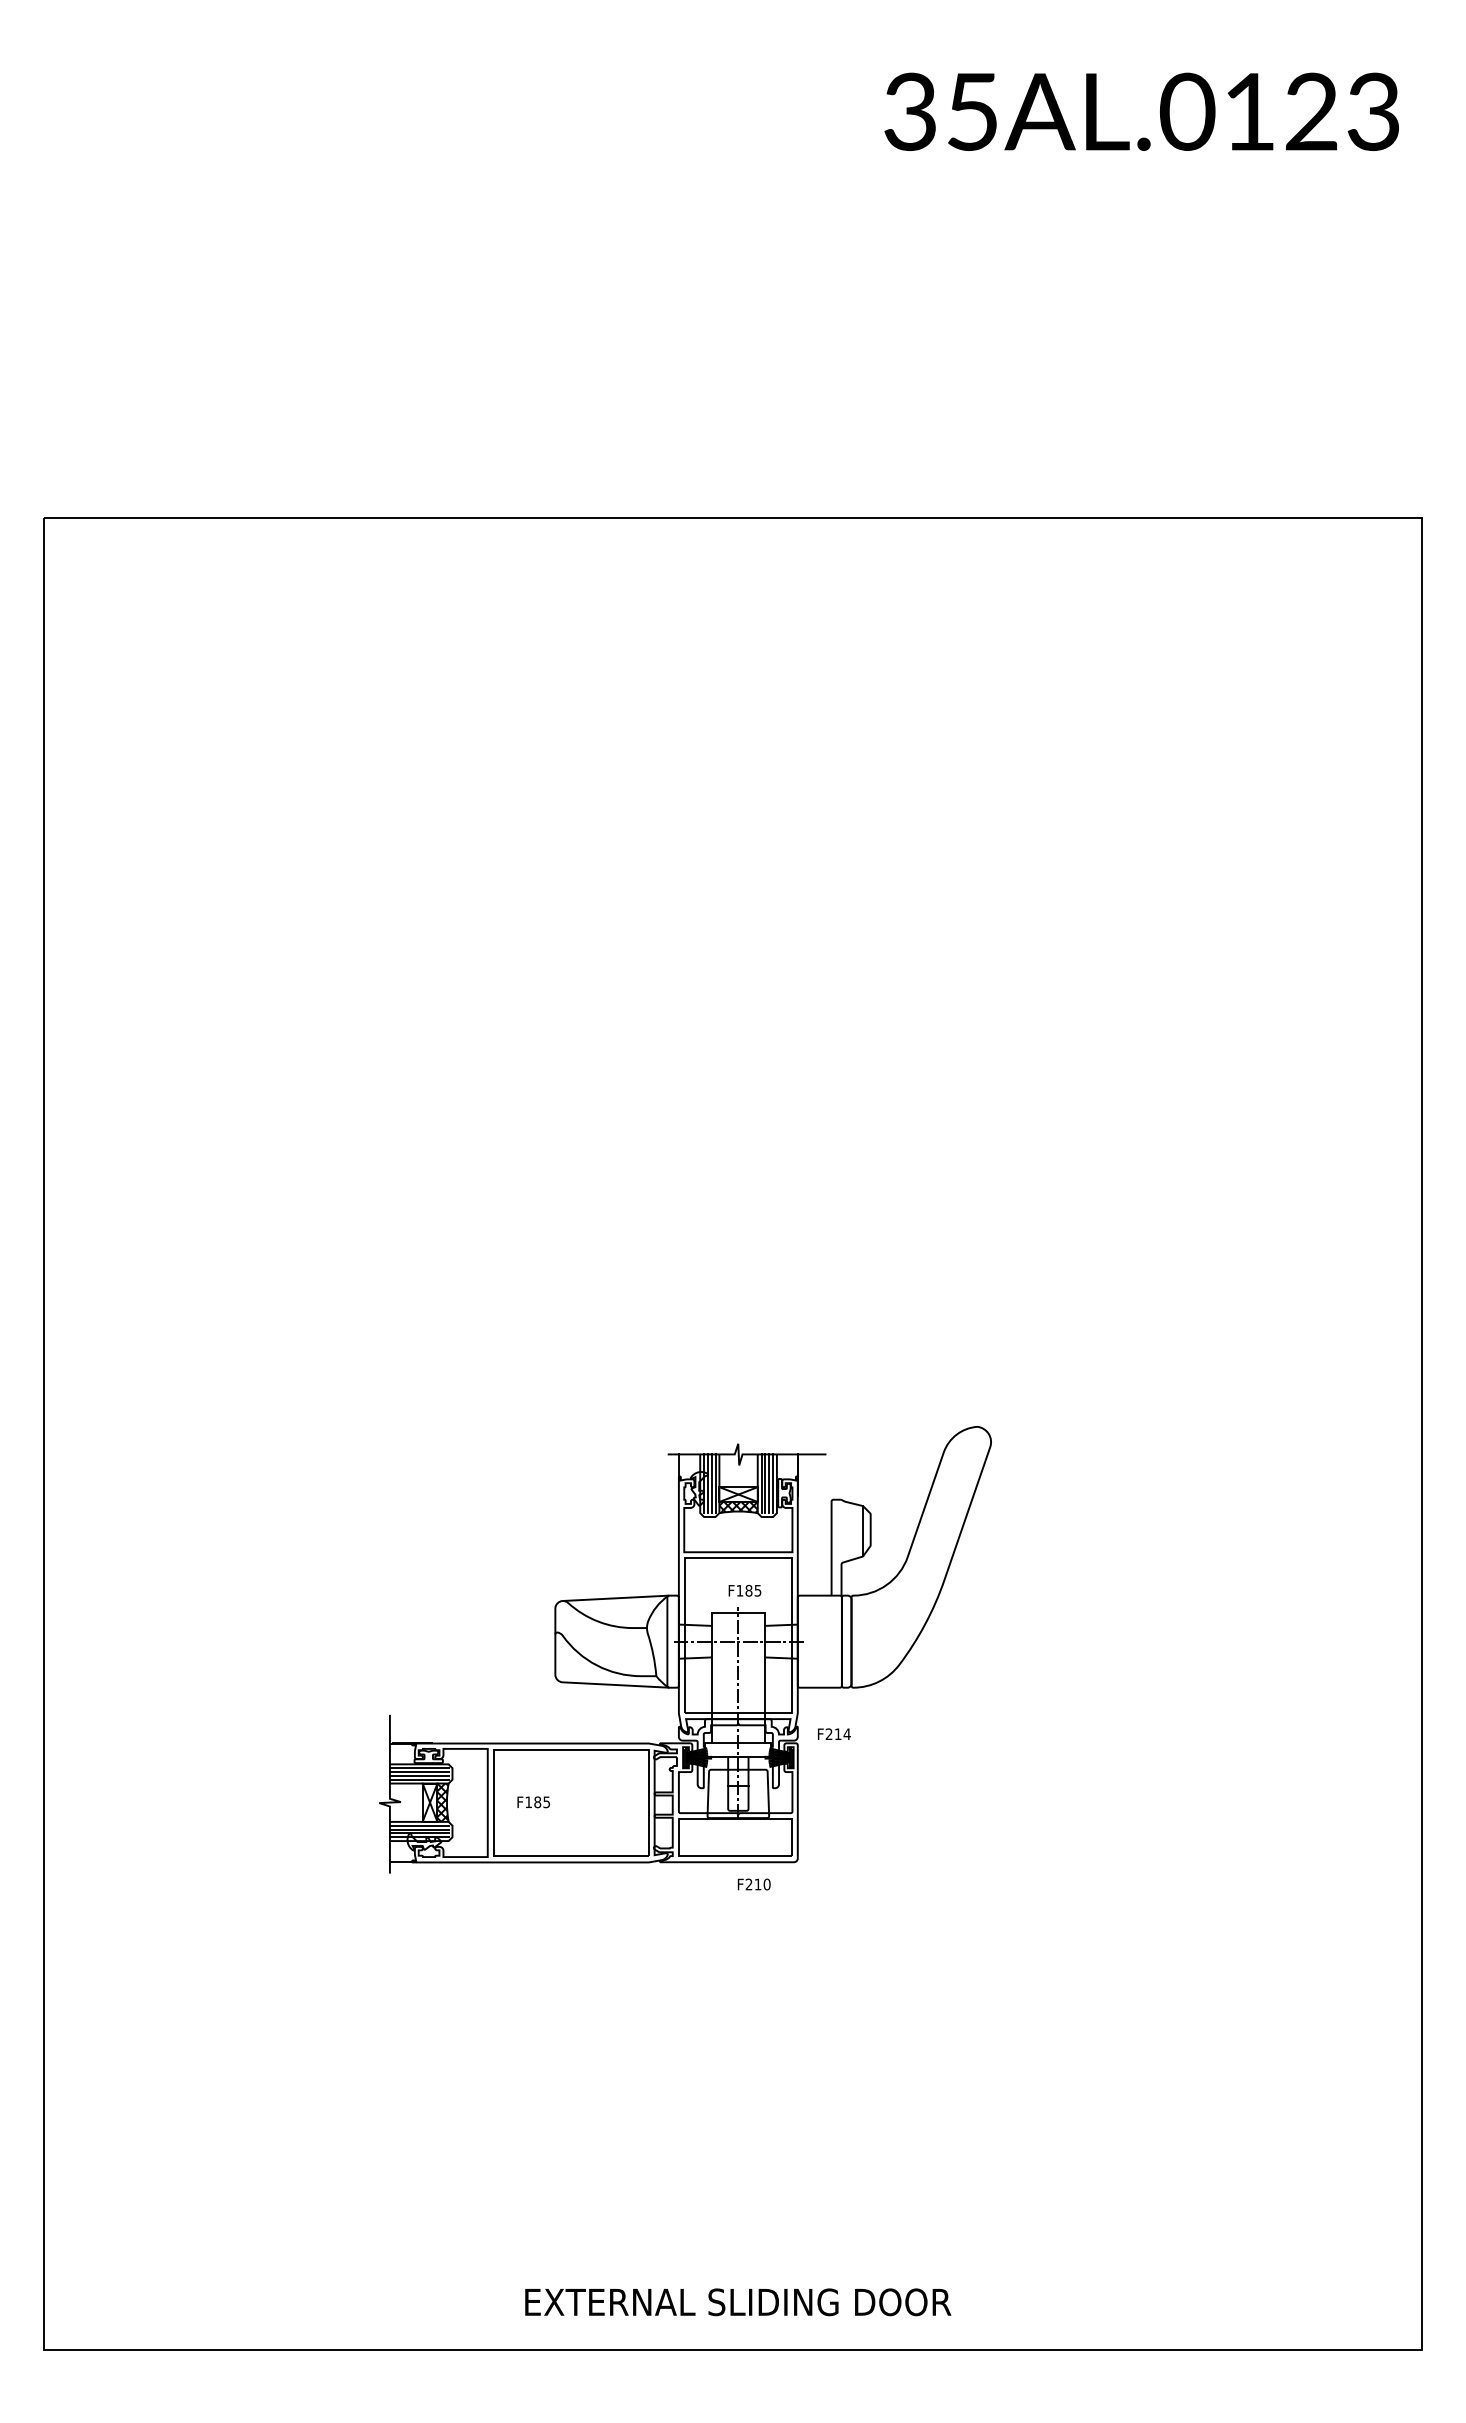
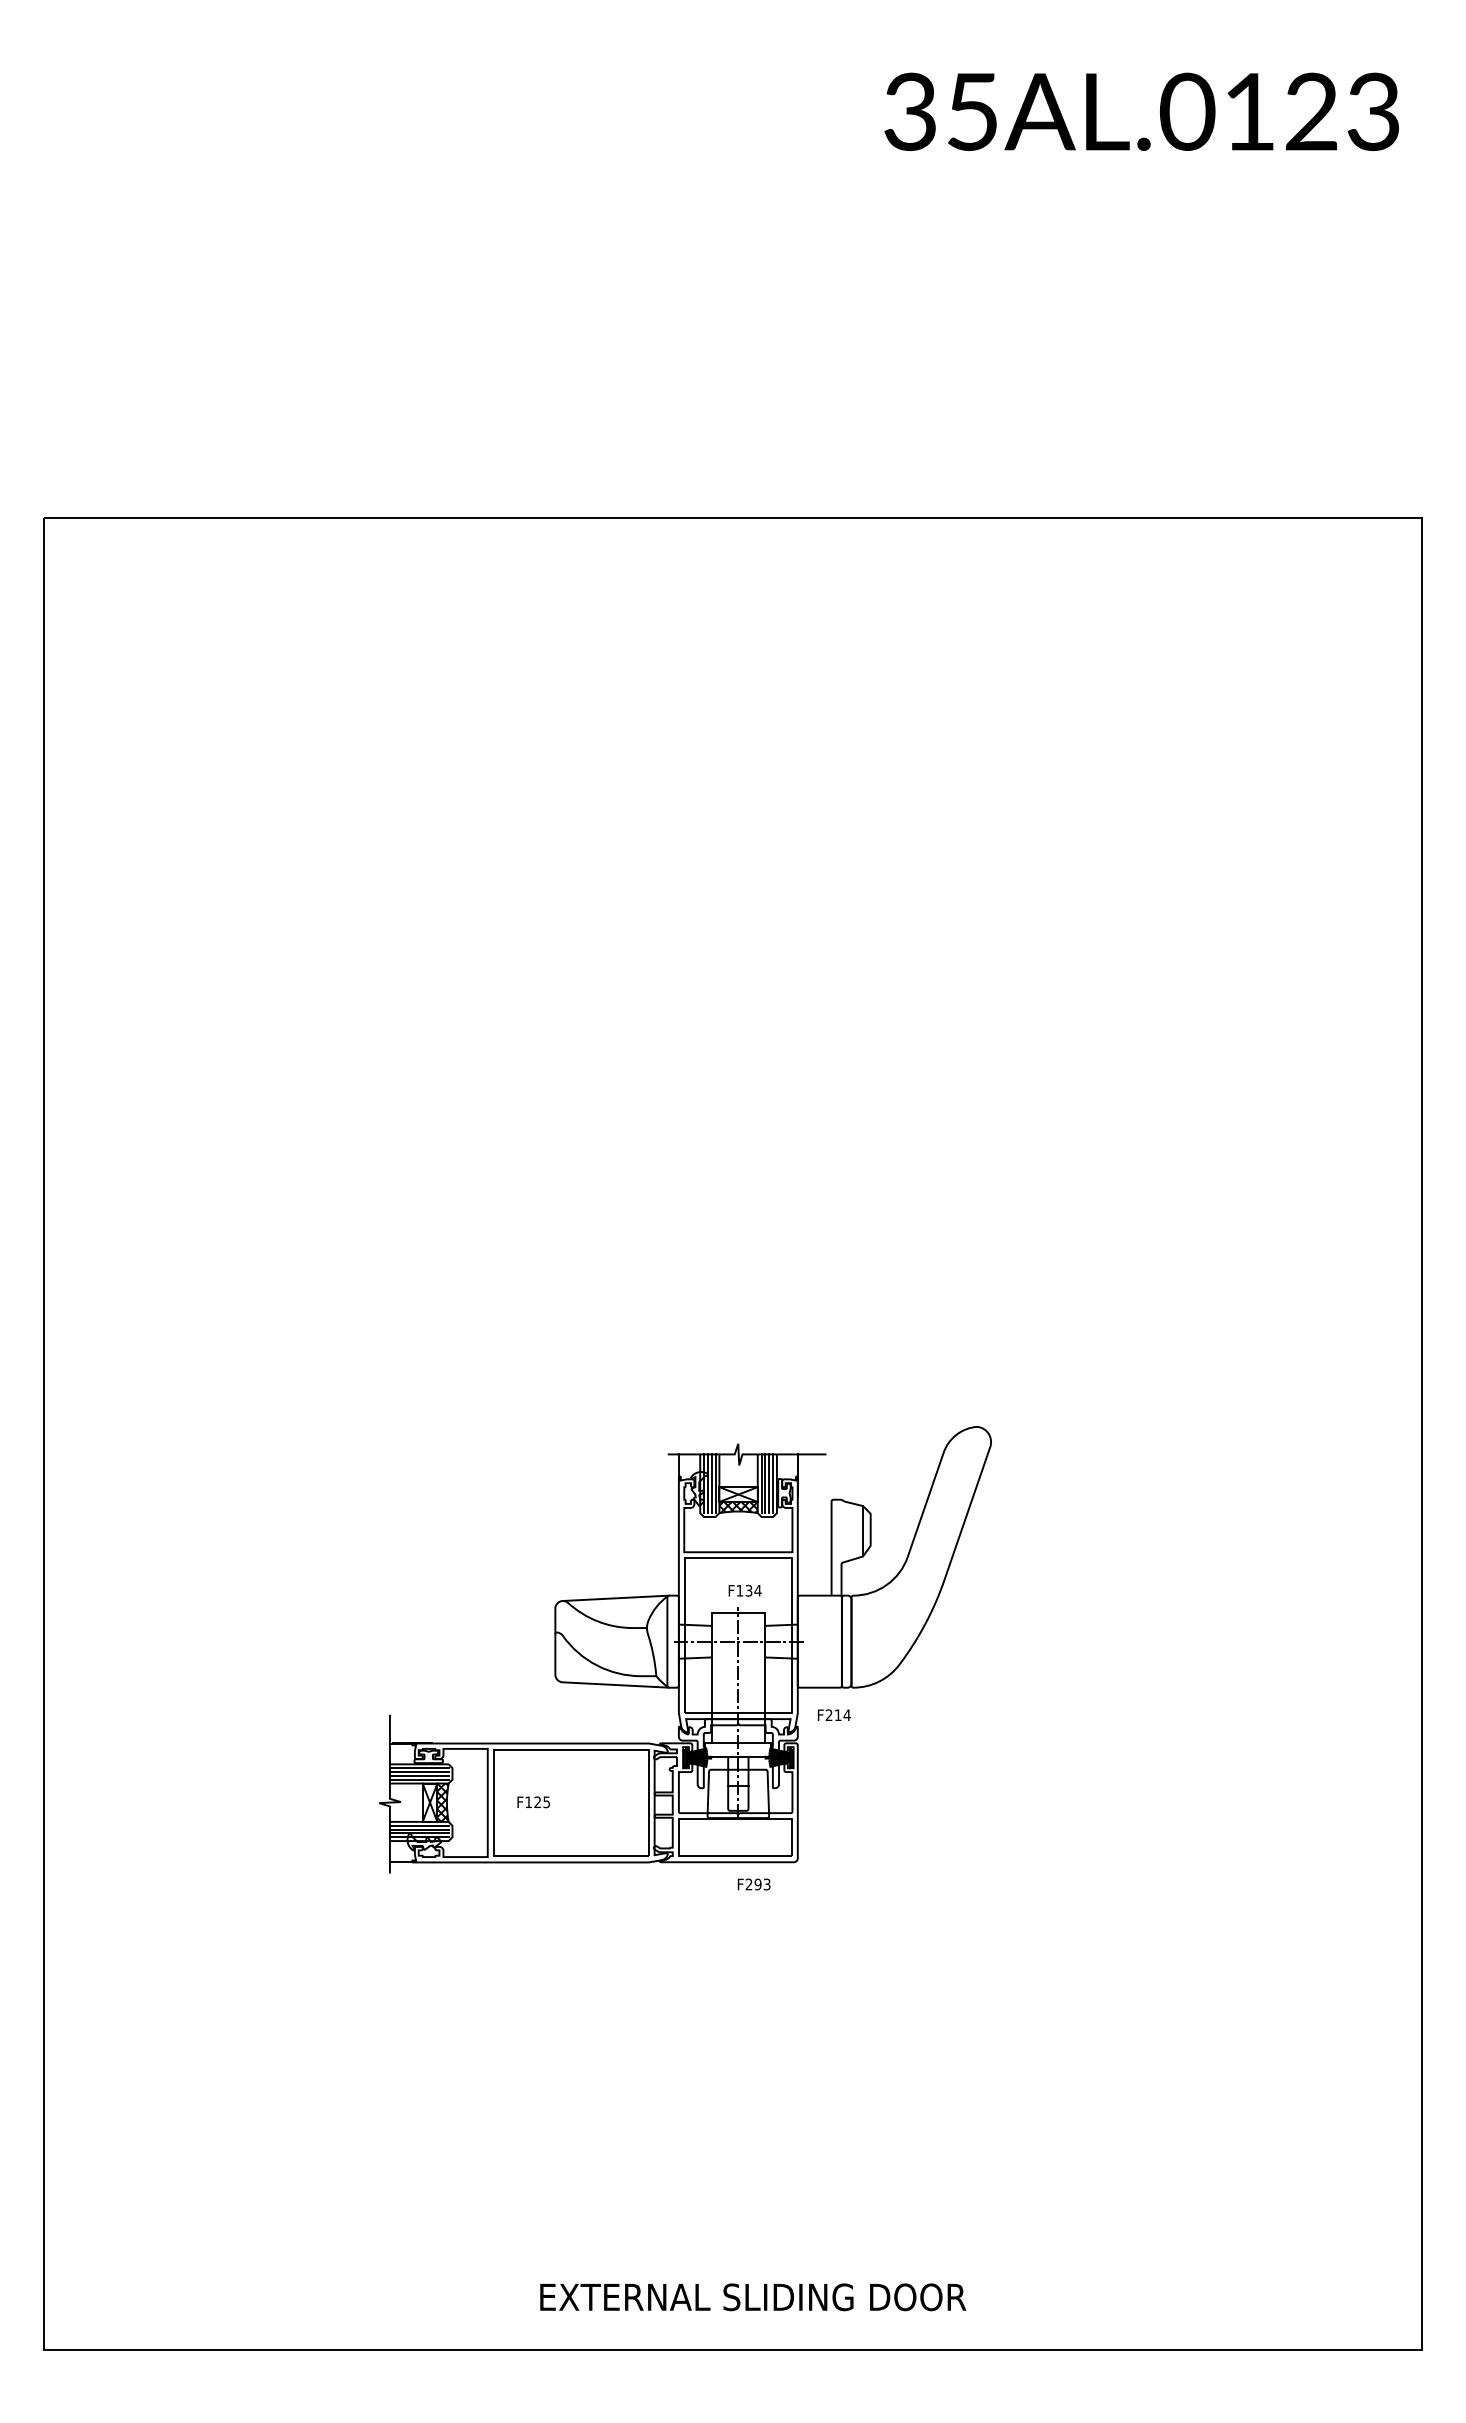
text: F185 -> F134 (753, 1590)
text position: (834, 1733) -> (834, 1714) (834, 1714)
text: F185 -> F125 (537, 1802)
text: F210 -> F293 (762, 1884)
text position: (738, 2302) -> (753, 2297) (753, 2297)
